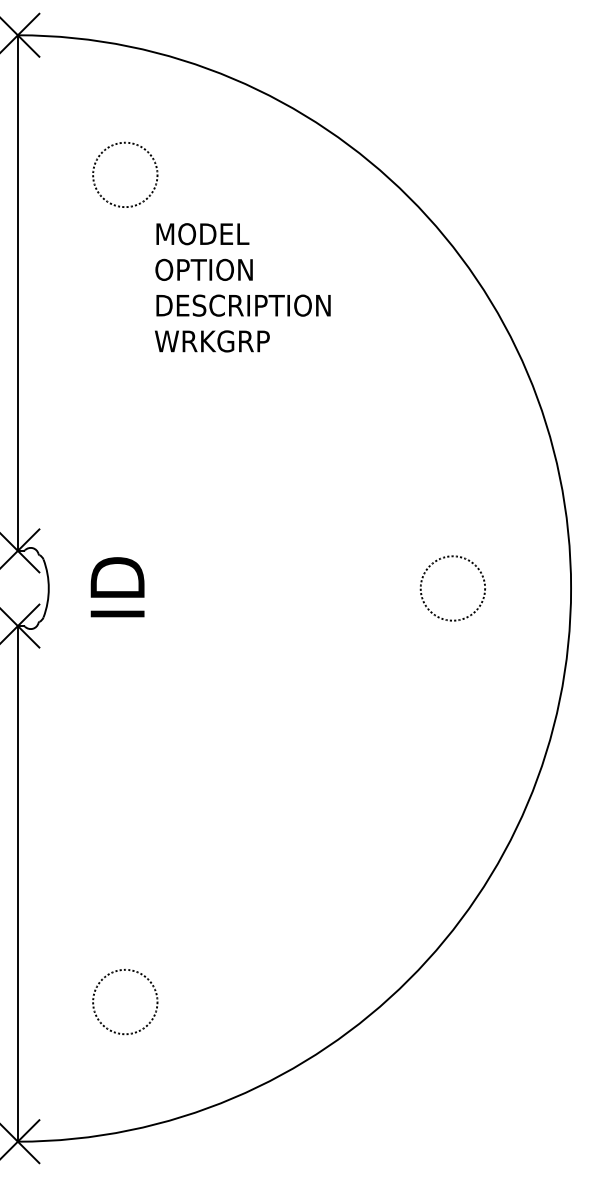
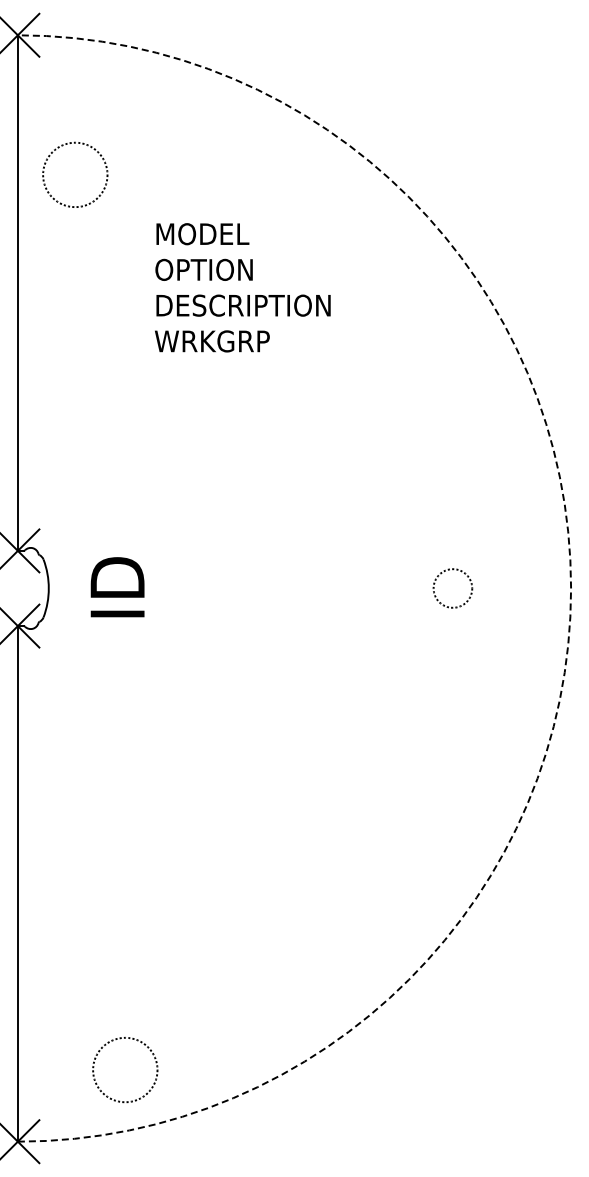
circle position: (125, 174) -> (75, 174) (75, 174)
circle diameter: 64 px -> 39 px (452, 588)
arc: solid -> dashed (571, 588)
circle position: (125, 1002) -> (125, 1070) (125, 1070)
